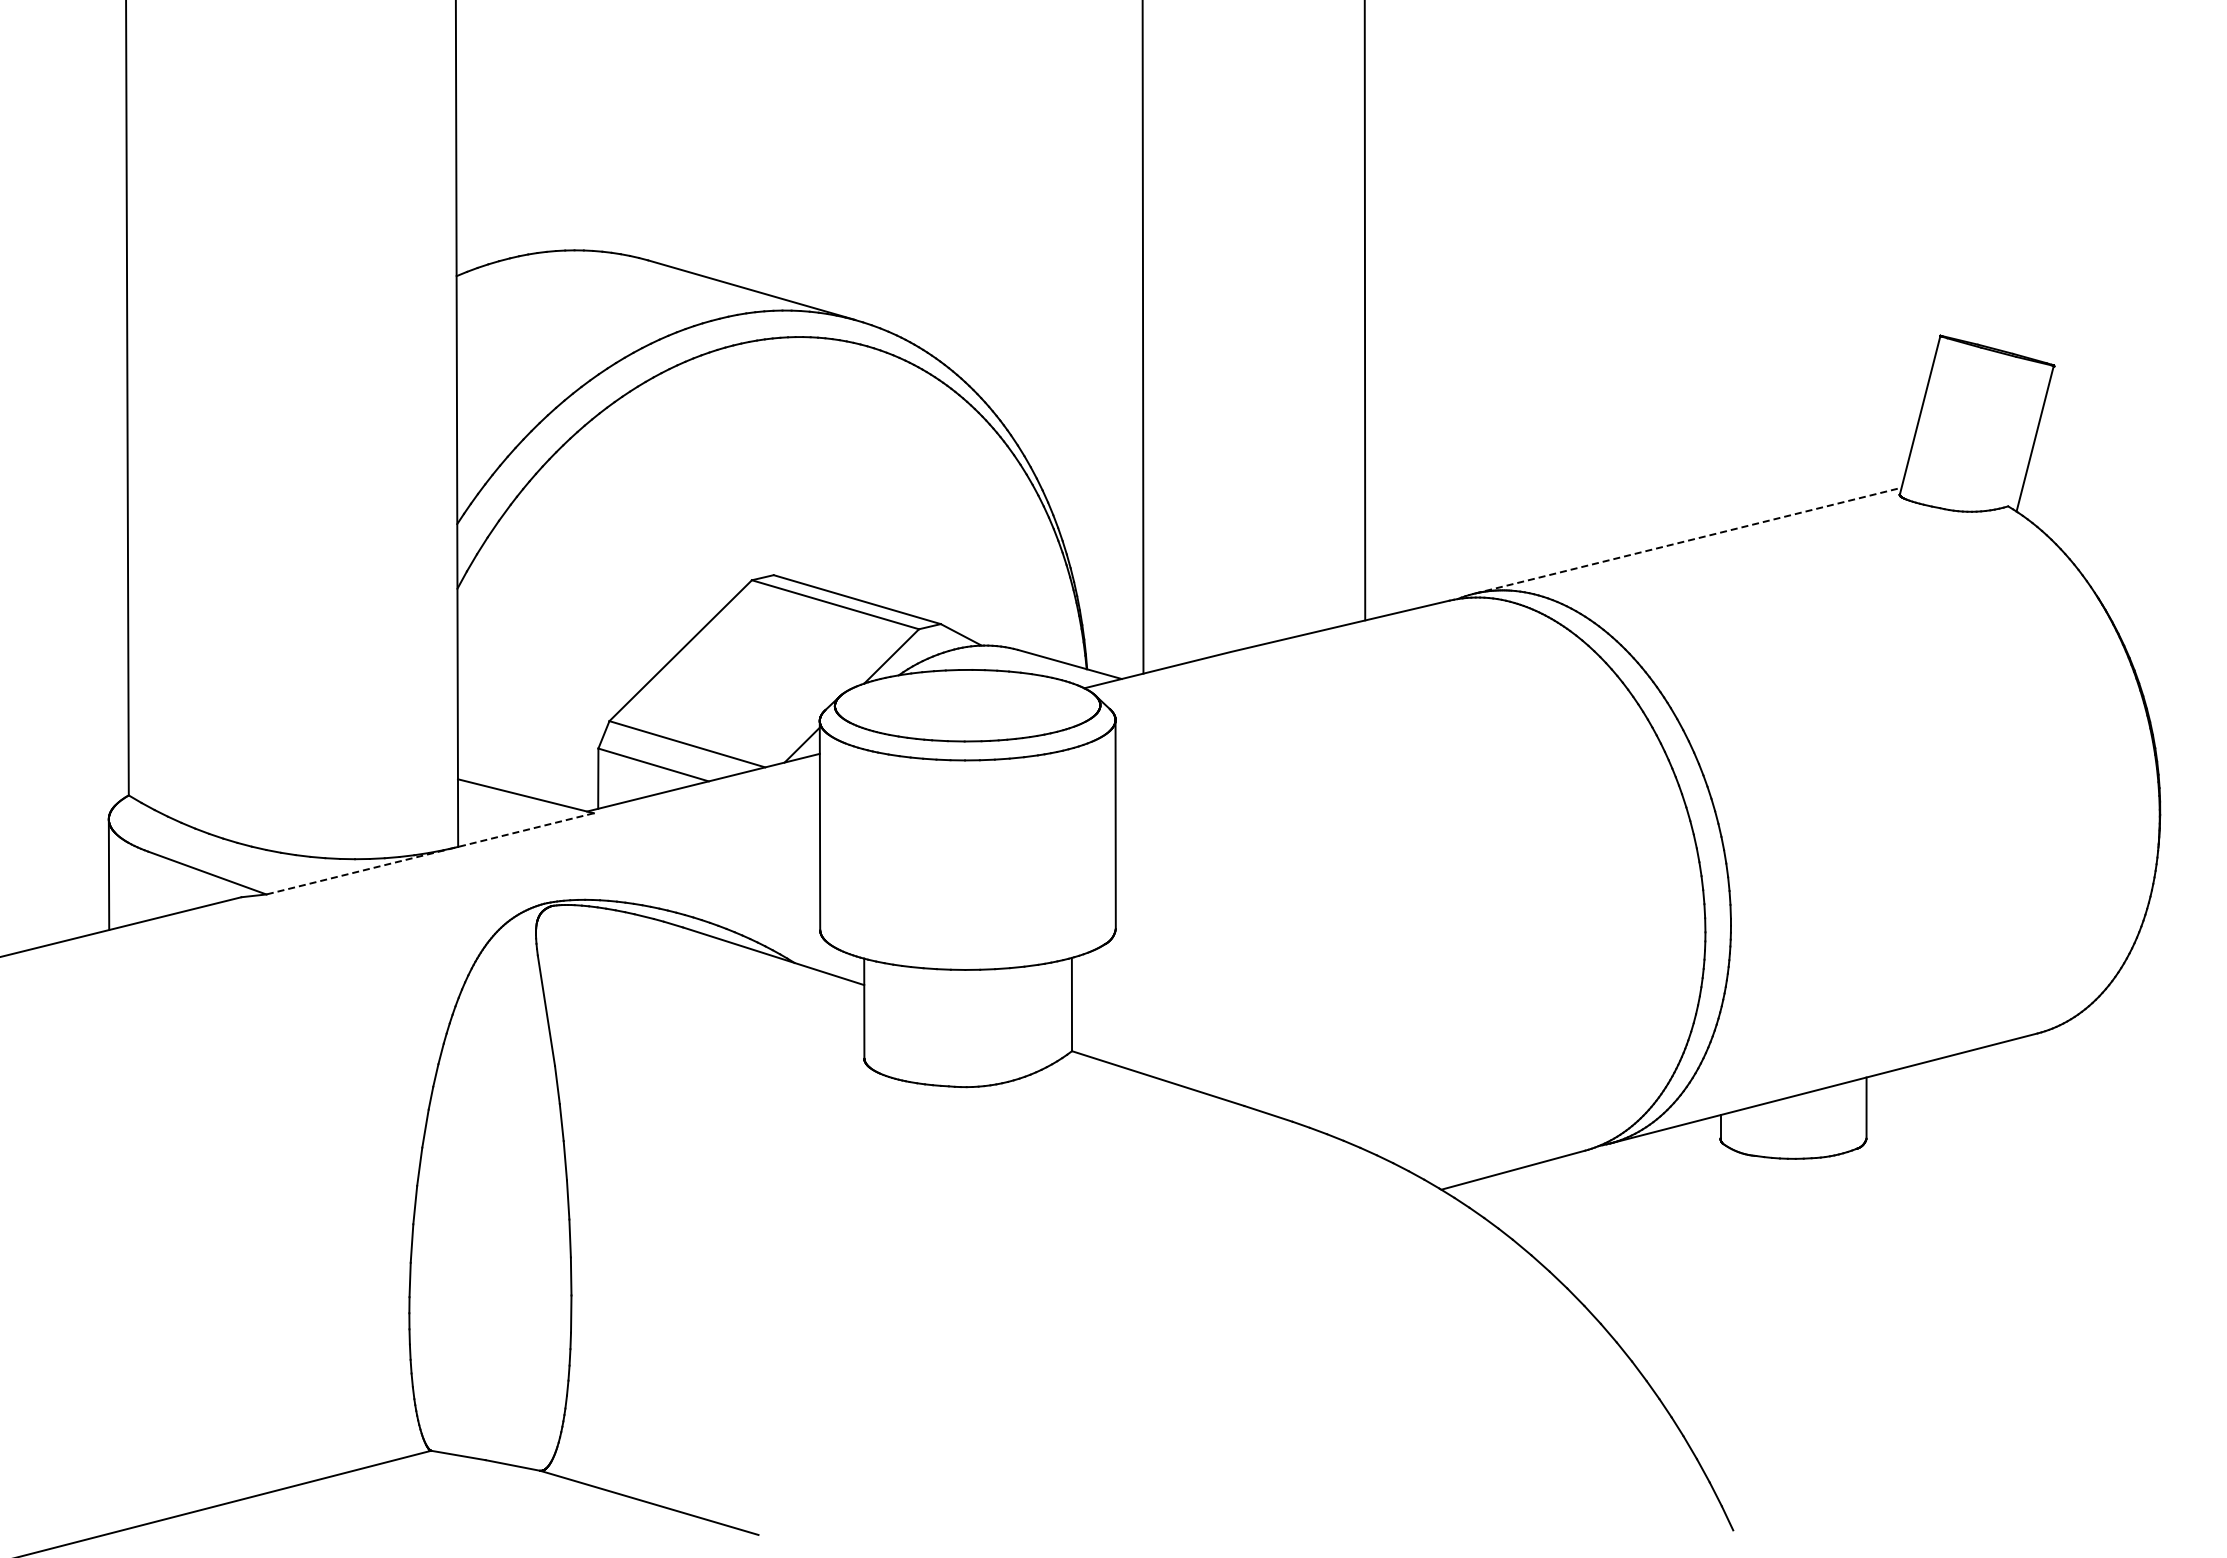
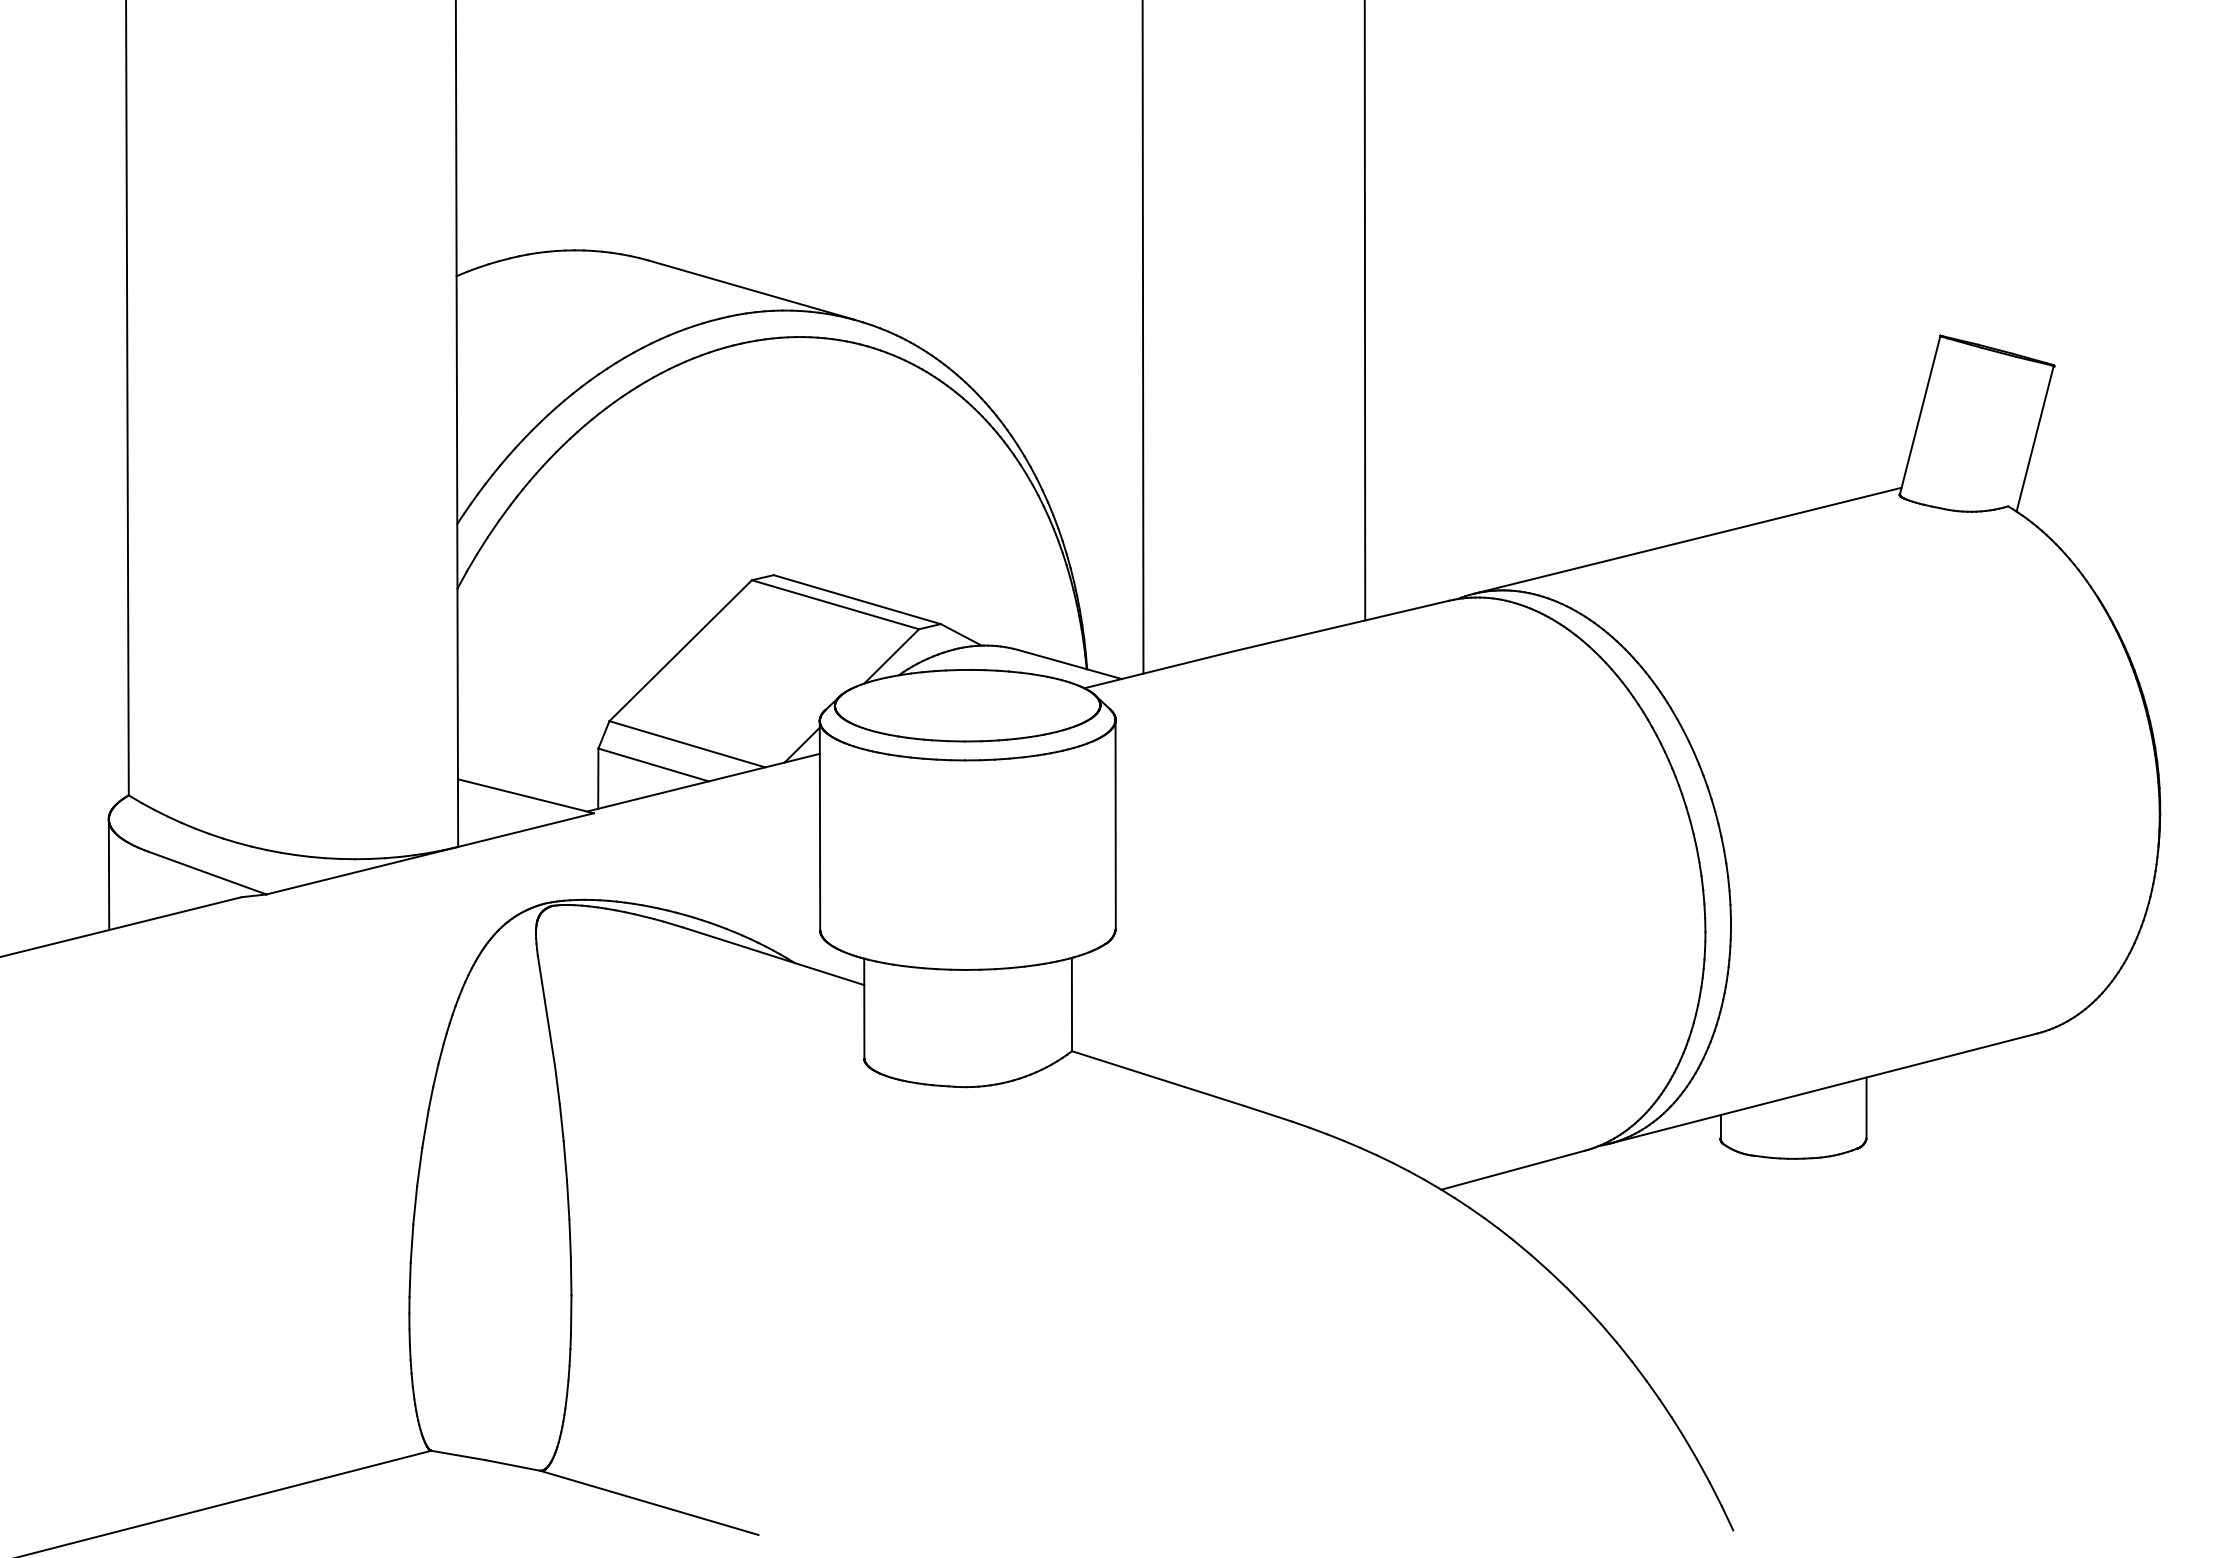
line: dashed -> solid (1688, 540)
line: dashed -> solid (430, 853)
